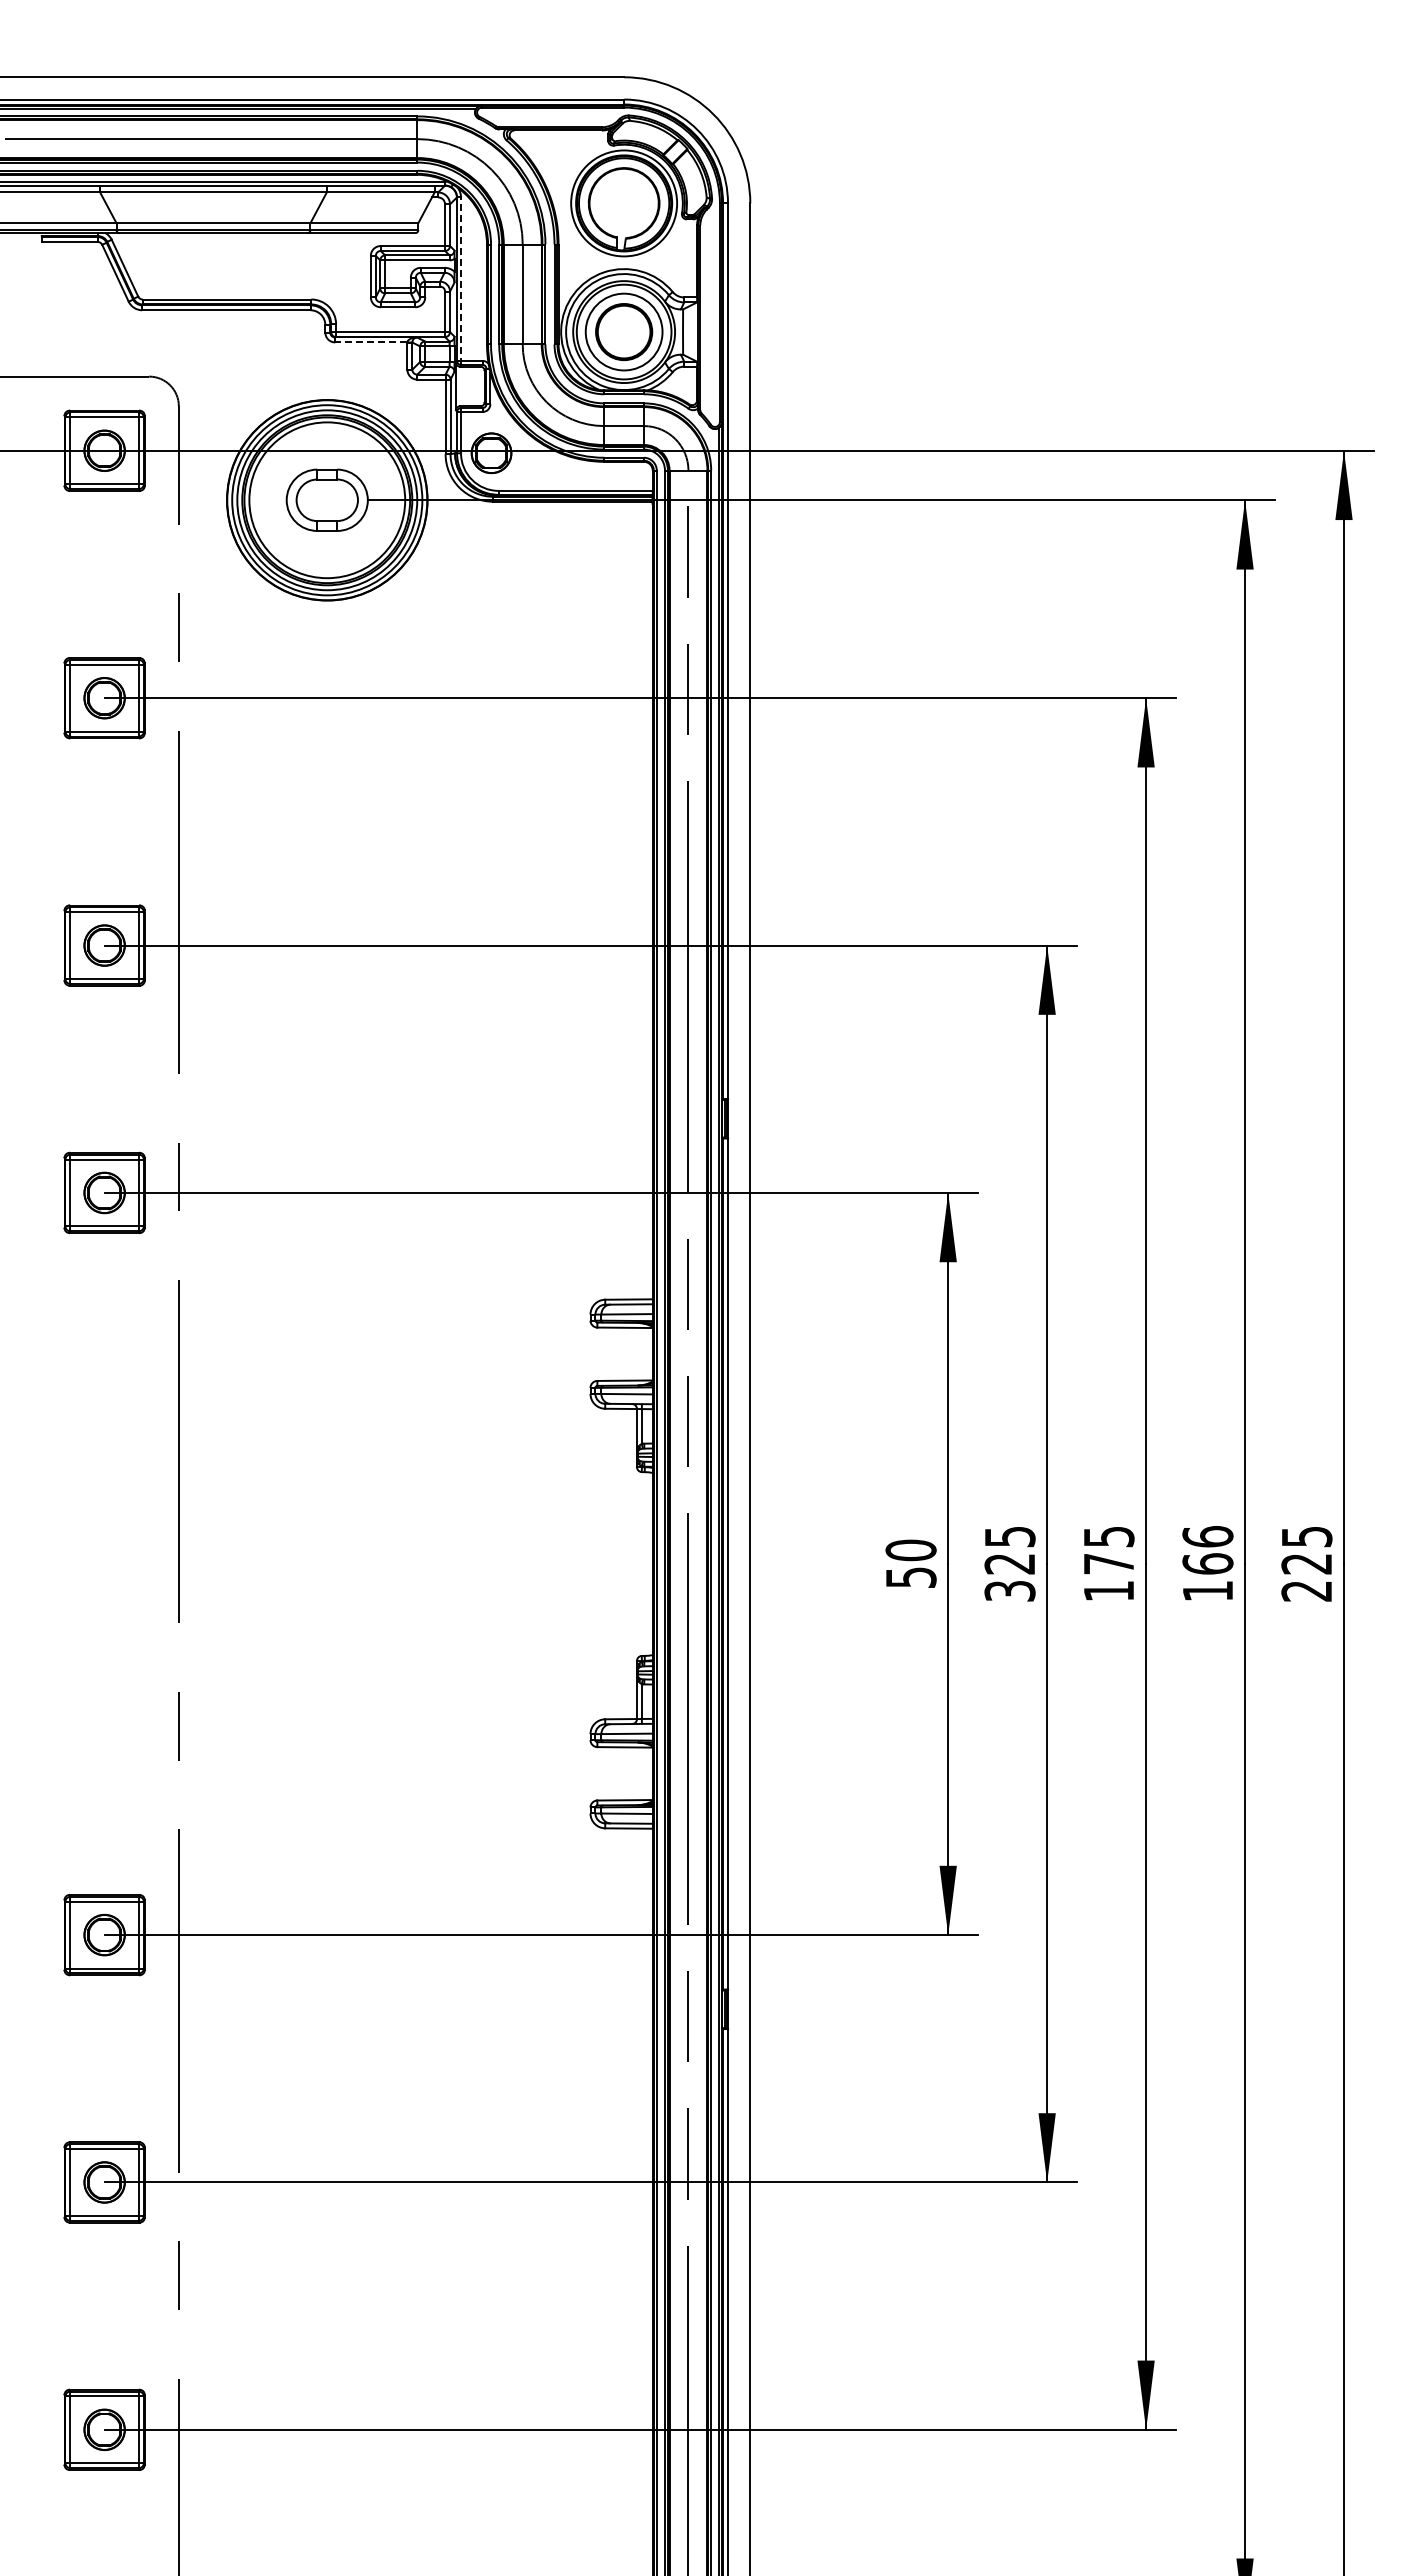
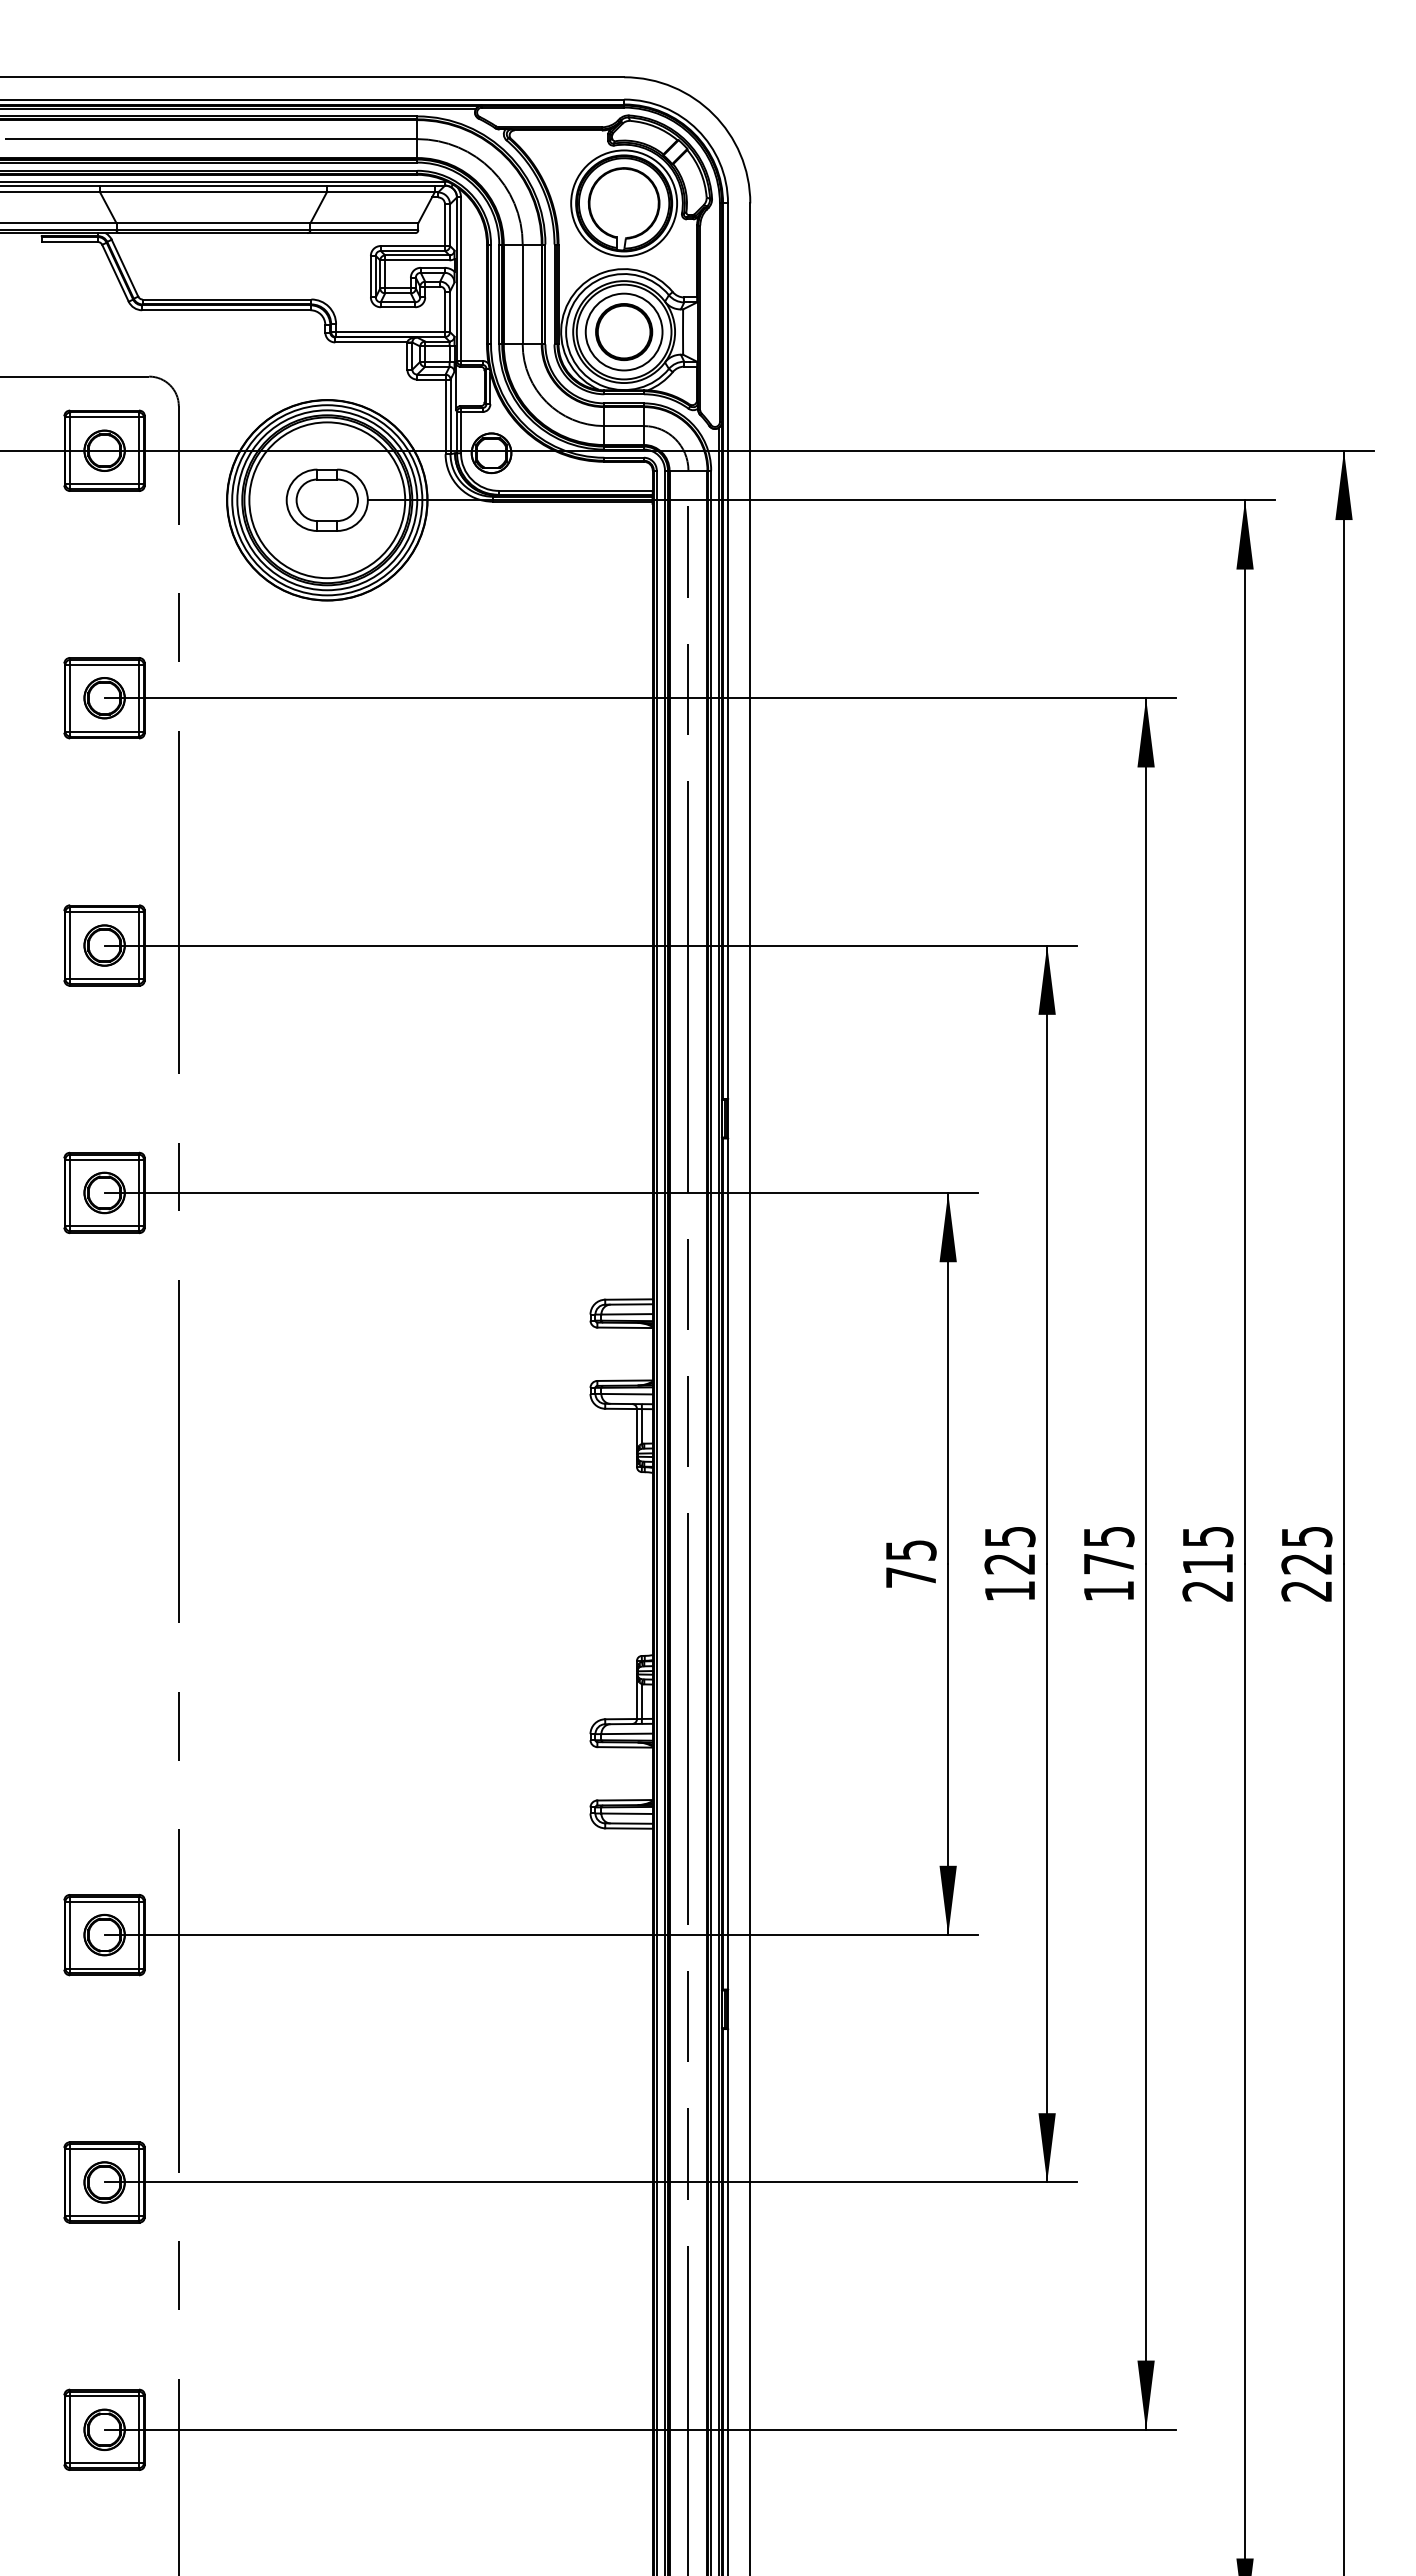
line: dashed -> solid (461, 281)
line: dashed -> solid (370, 342)
text: 50 -> 75 (910, 1563)
text: 166 -> 215 (1207, 1563)
text: 325 -> 125 (1009, 1591)
